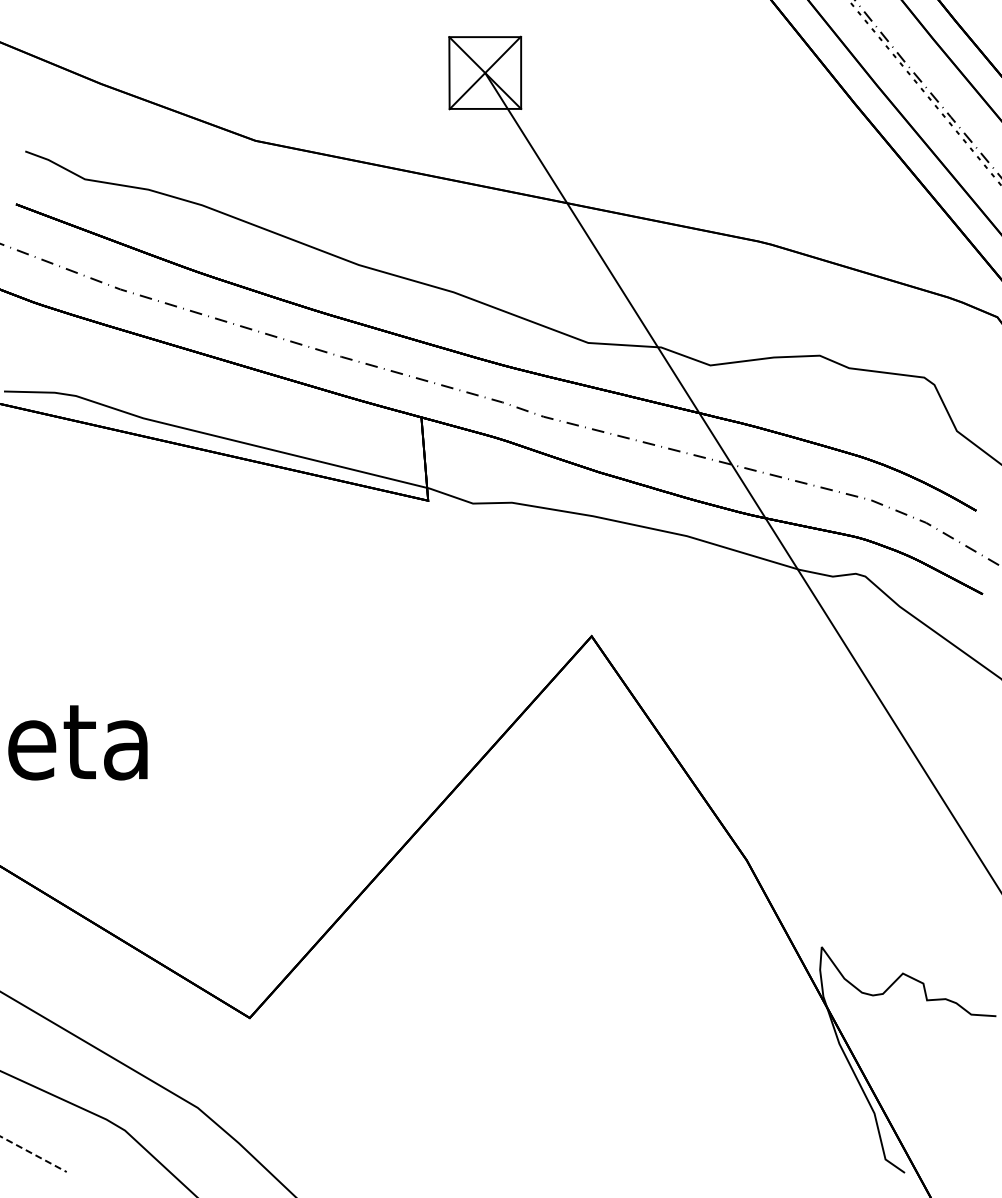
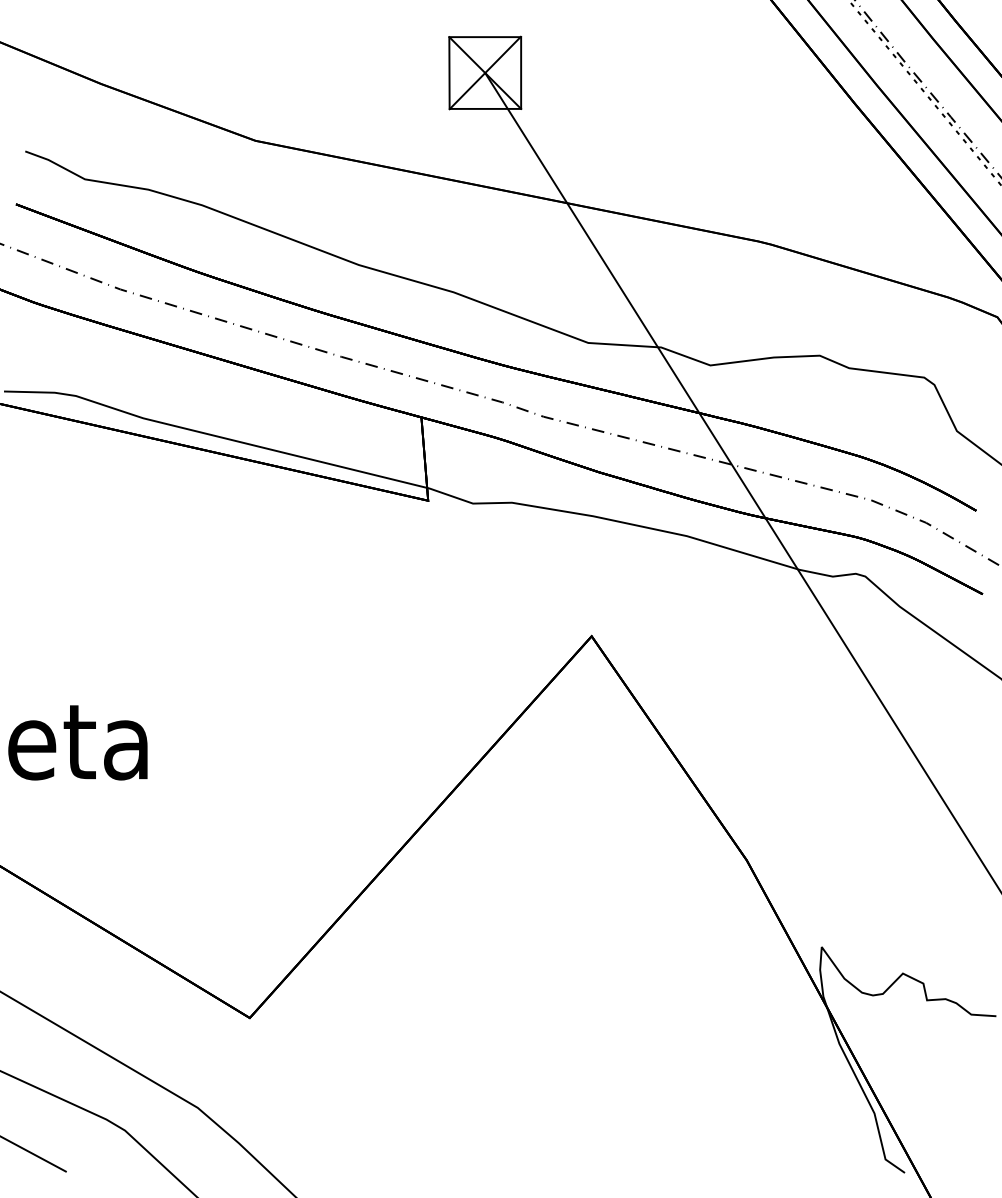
line: dashed -> solid (34, 1154)
